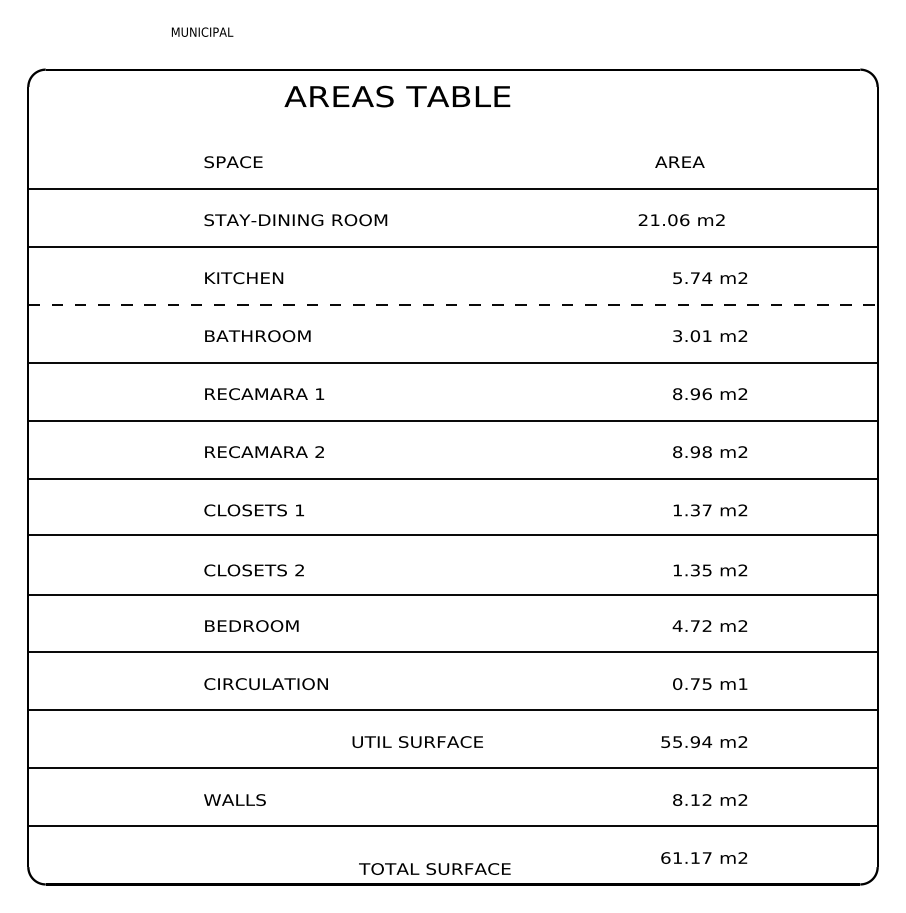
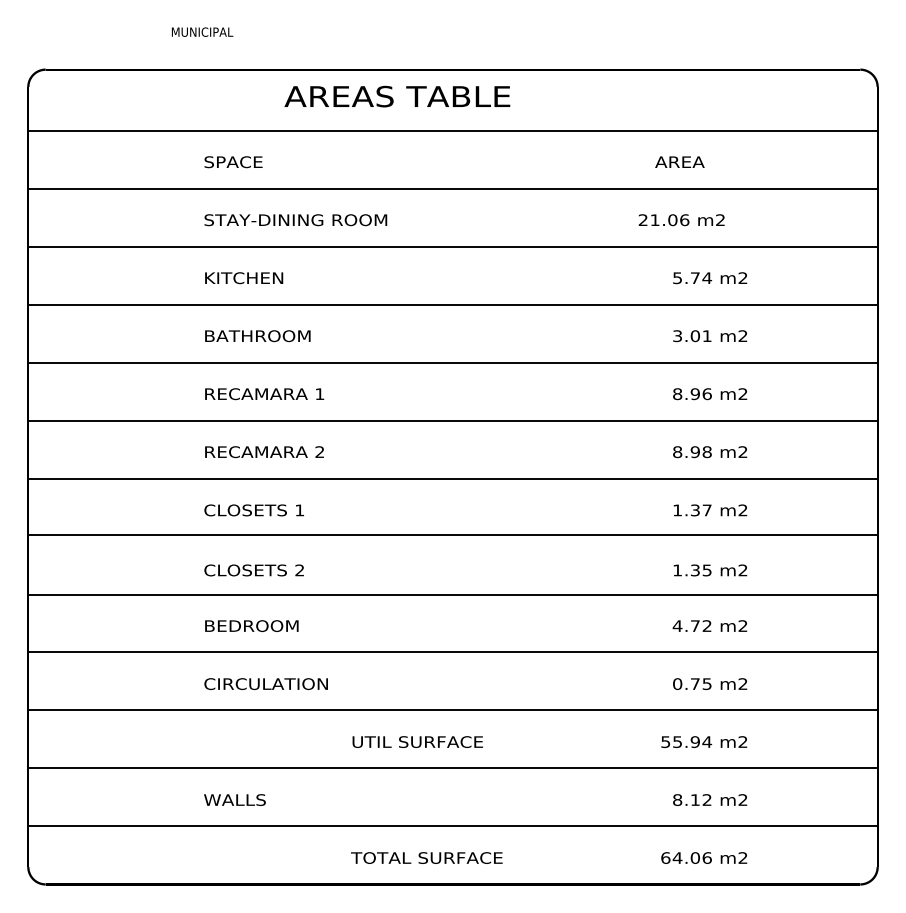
line: none -> present (452, 130)
line: dashed -> solid (453, 304)
text: m1 -> m2 (742, 683)
text: 61.17 -> 64.06 (691, 857)
text position: (434, 868) -> (426, 857) (426, 857)
